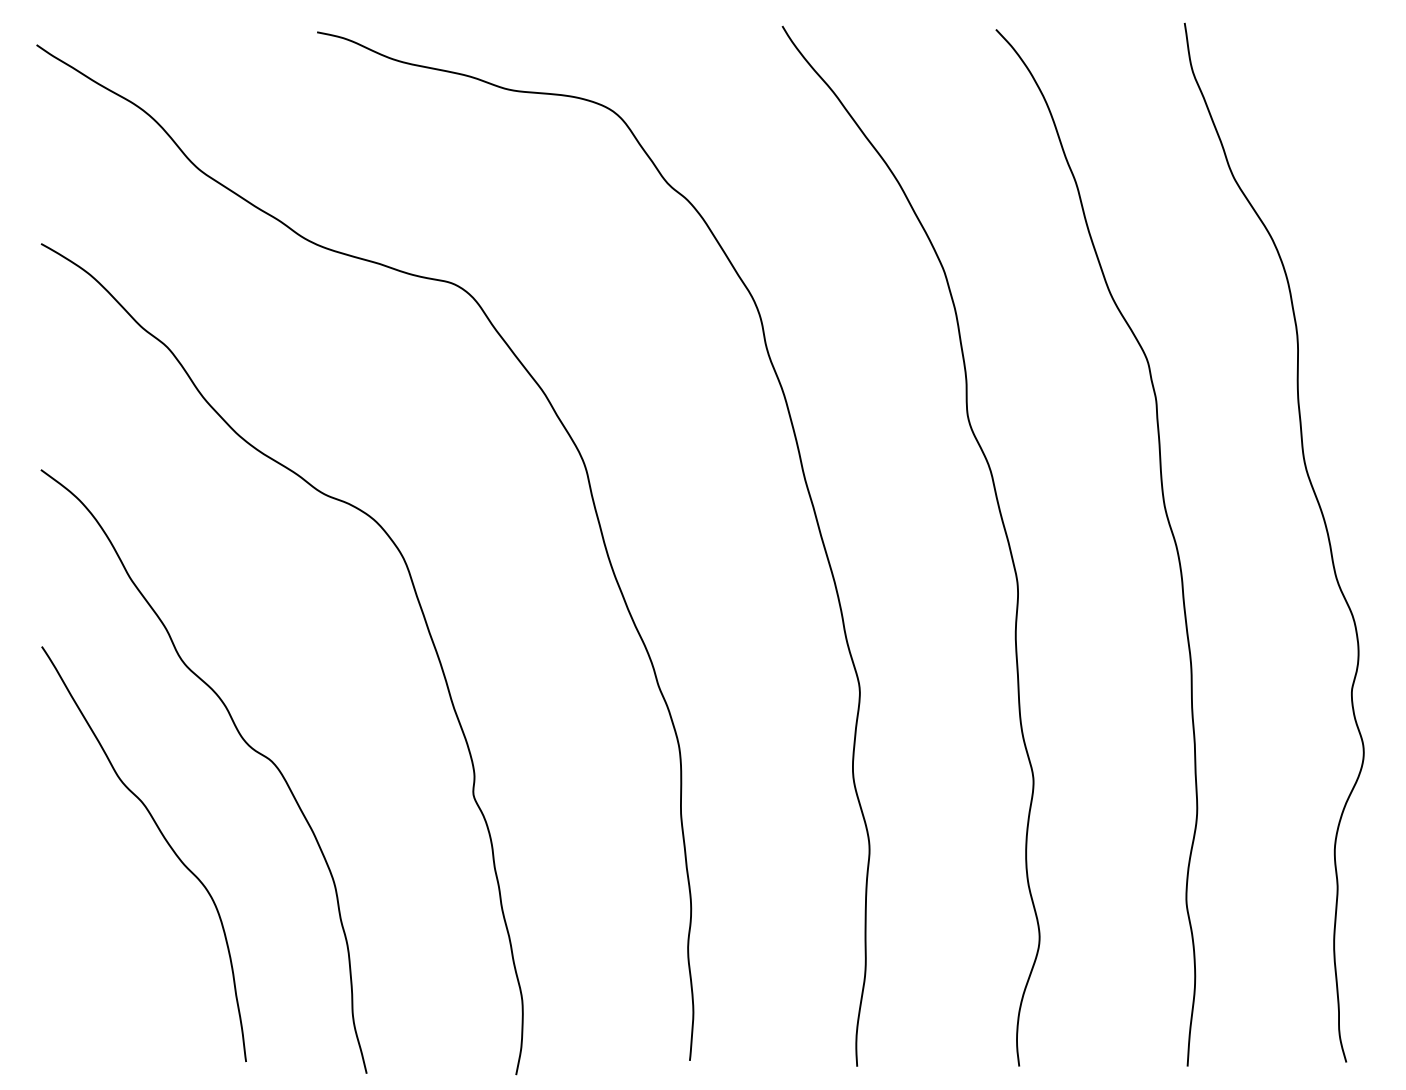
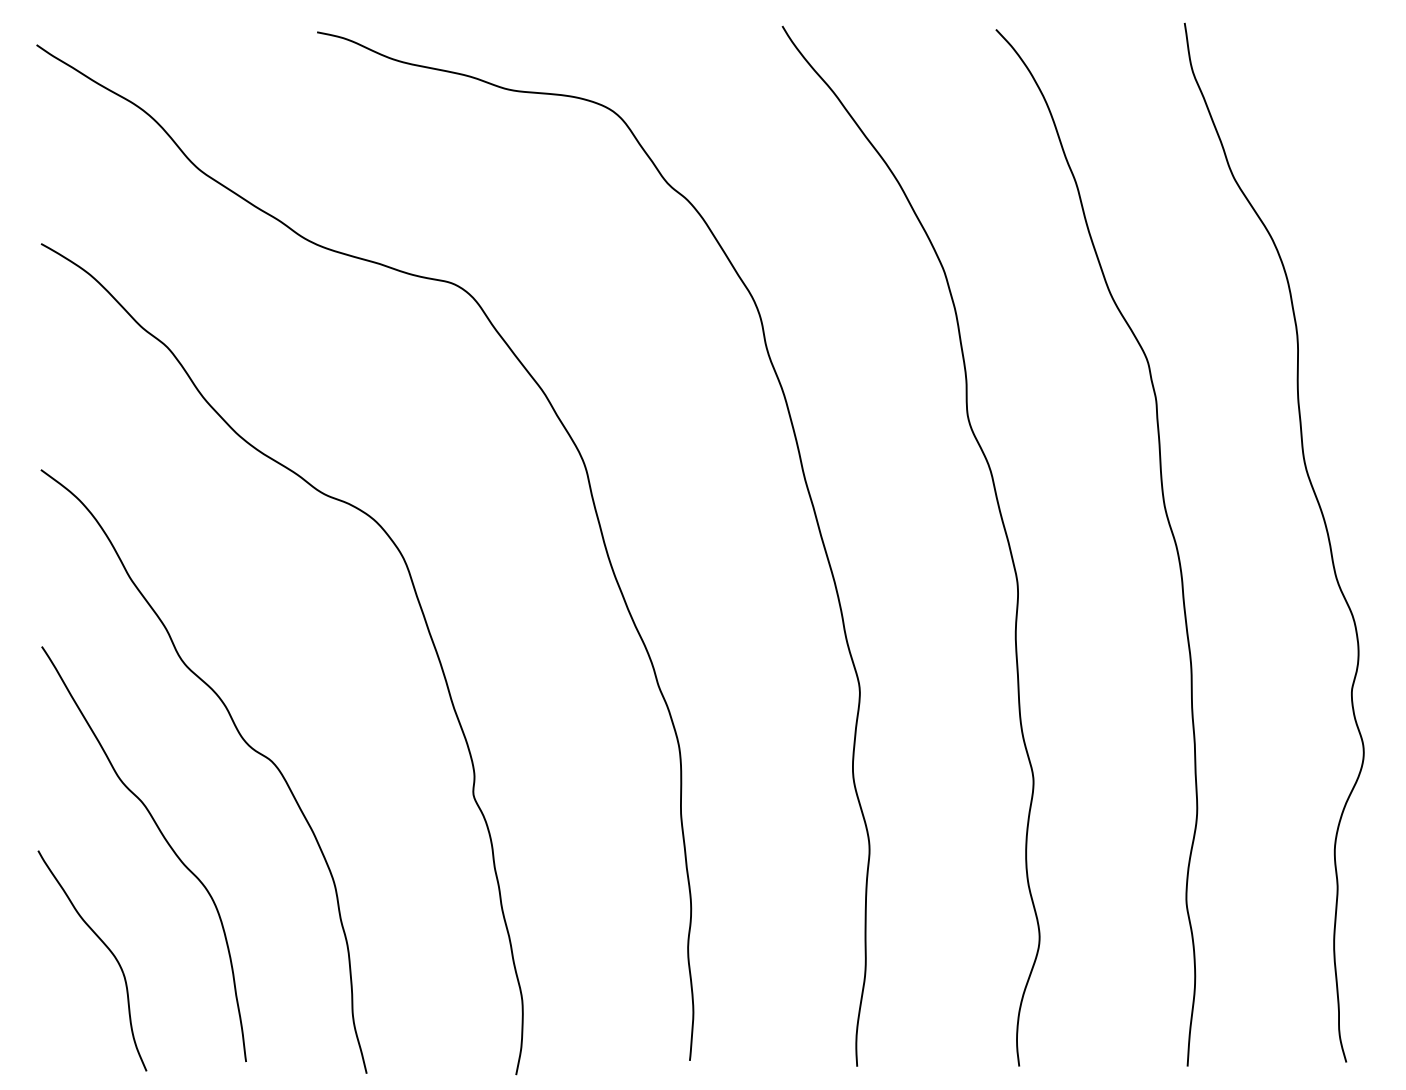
part: none -> present (108, 950)
